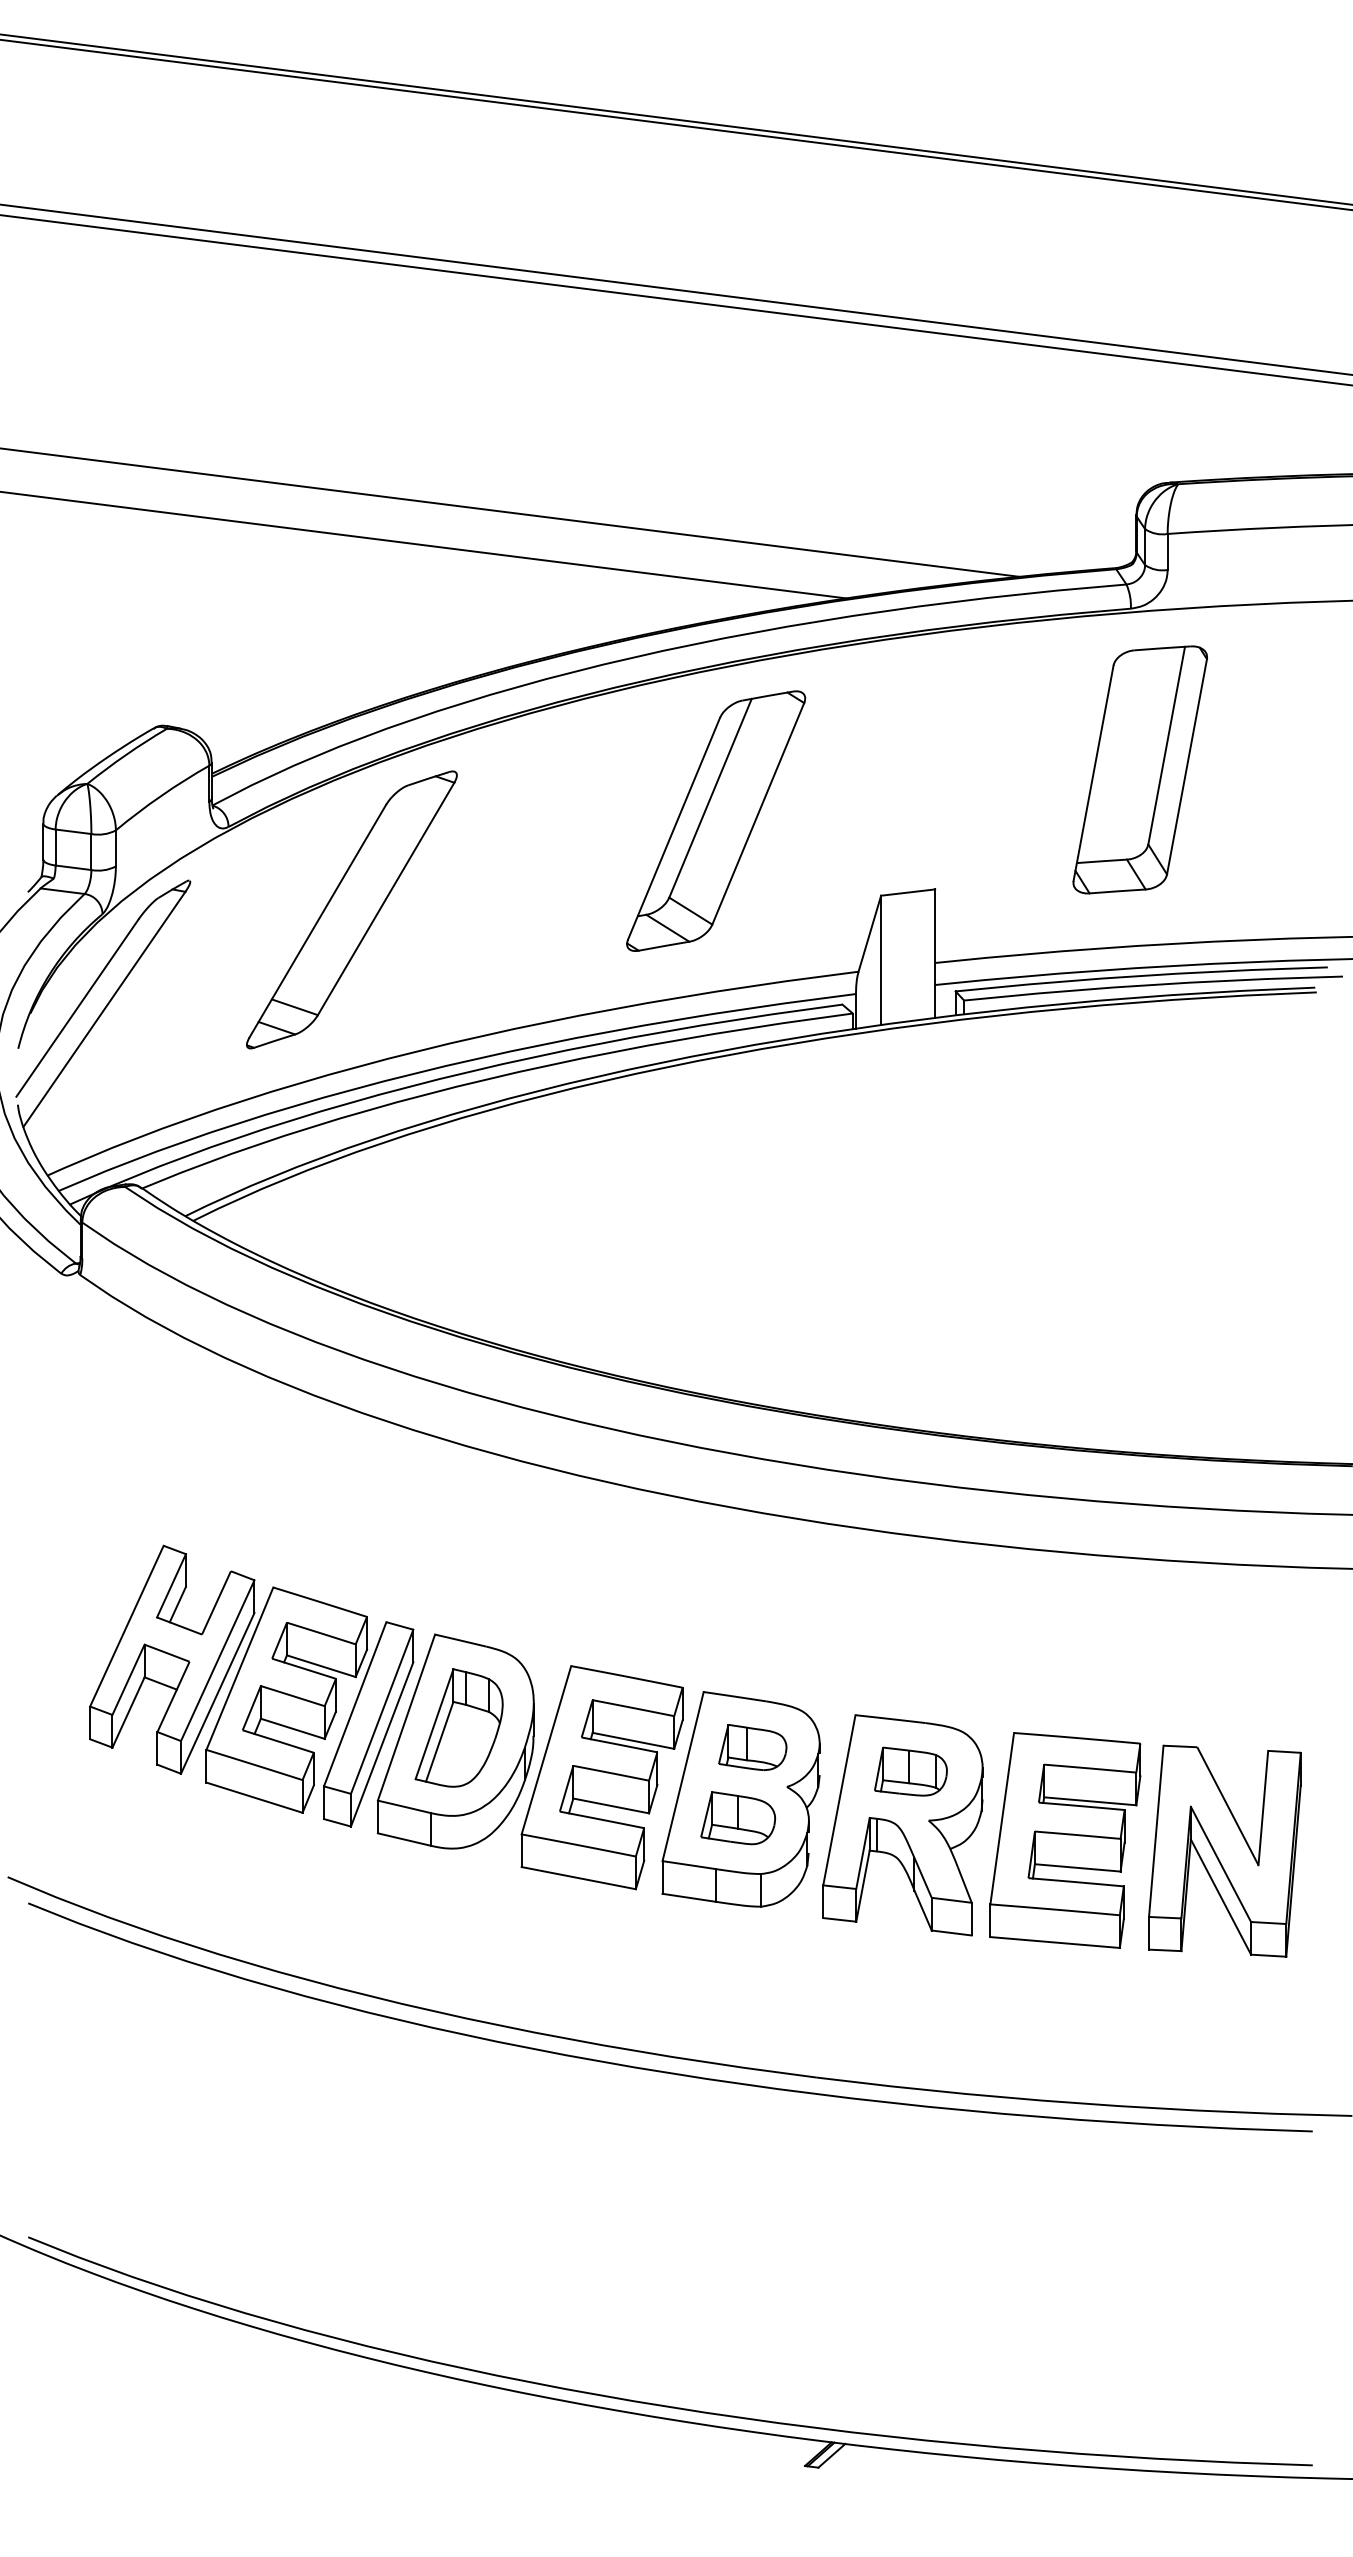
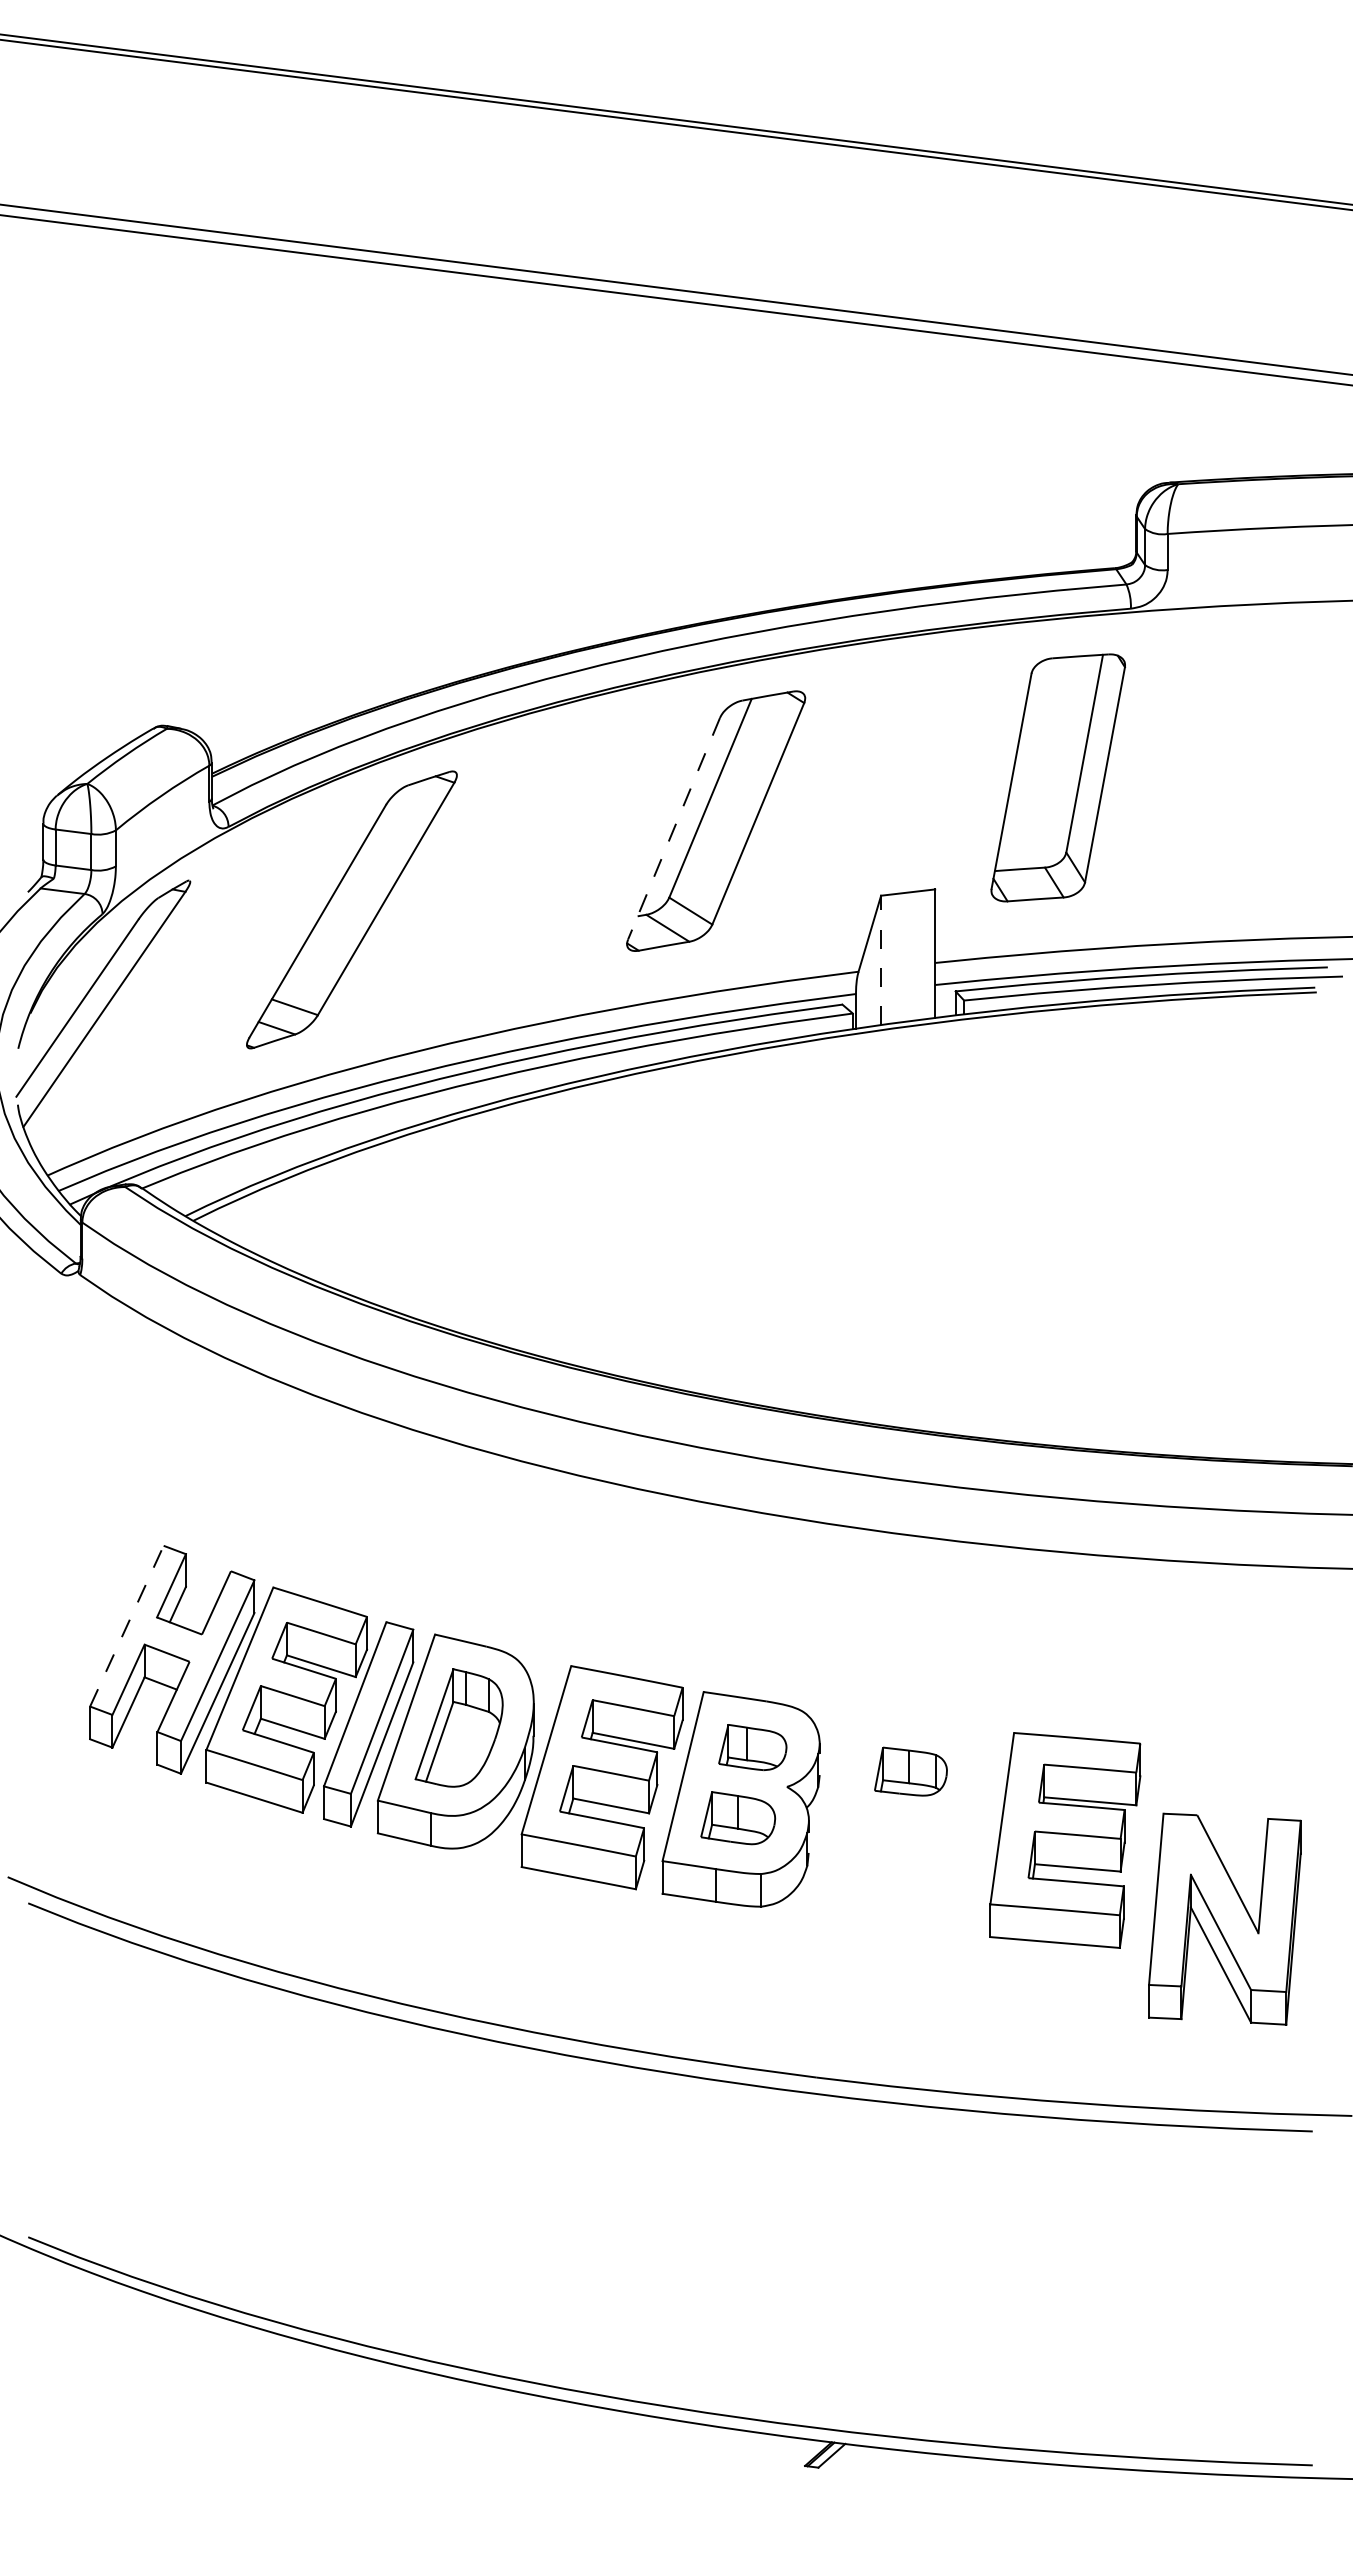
line: present -> none (510, 512)
line: present -> none (424, 545)
part position: (1139, 769) -> (1057, 777) (1057, 777)
line: solid -> dashed (674, 828)
line: solid -> dashed (881, 960)
line: solid -> dashed (127, 1625)
part: present -> none (902, 1825)
part position: (1224, 1850) -> (1224, 1918) (1224, 1918)
